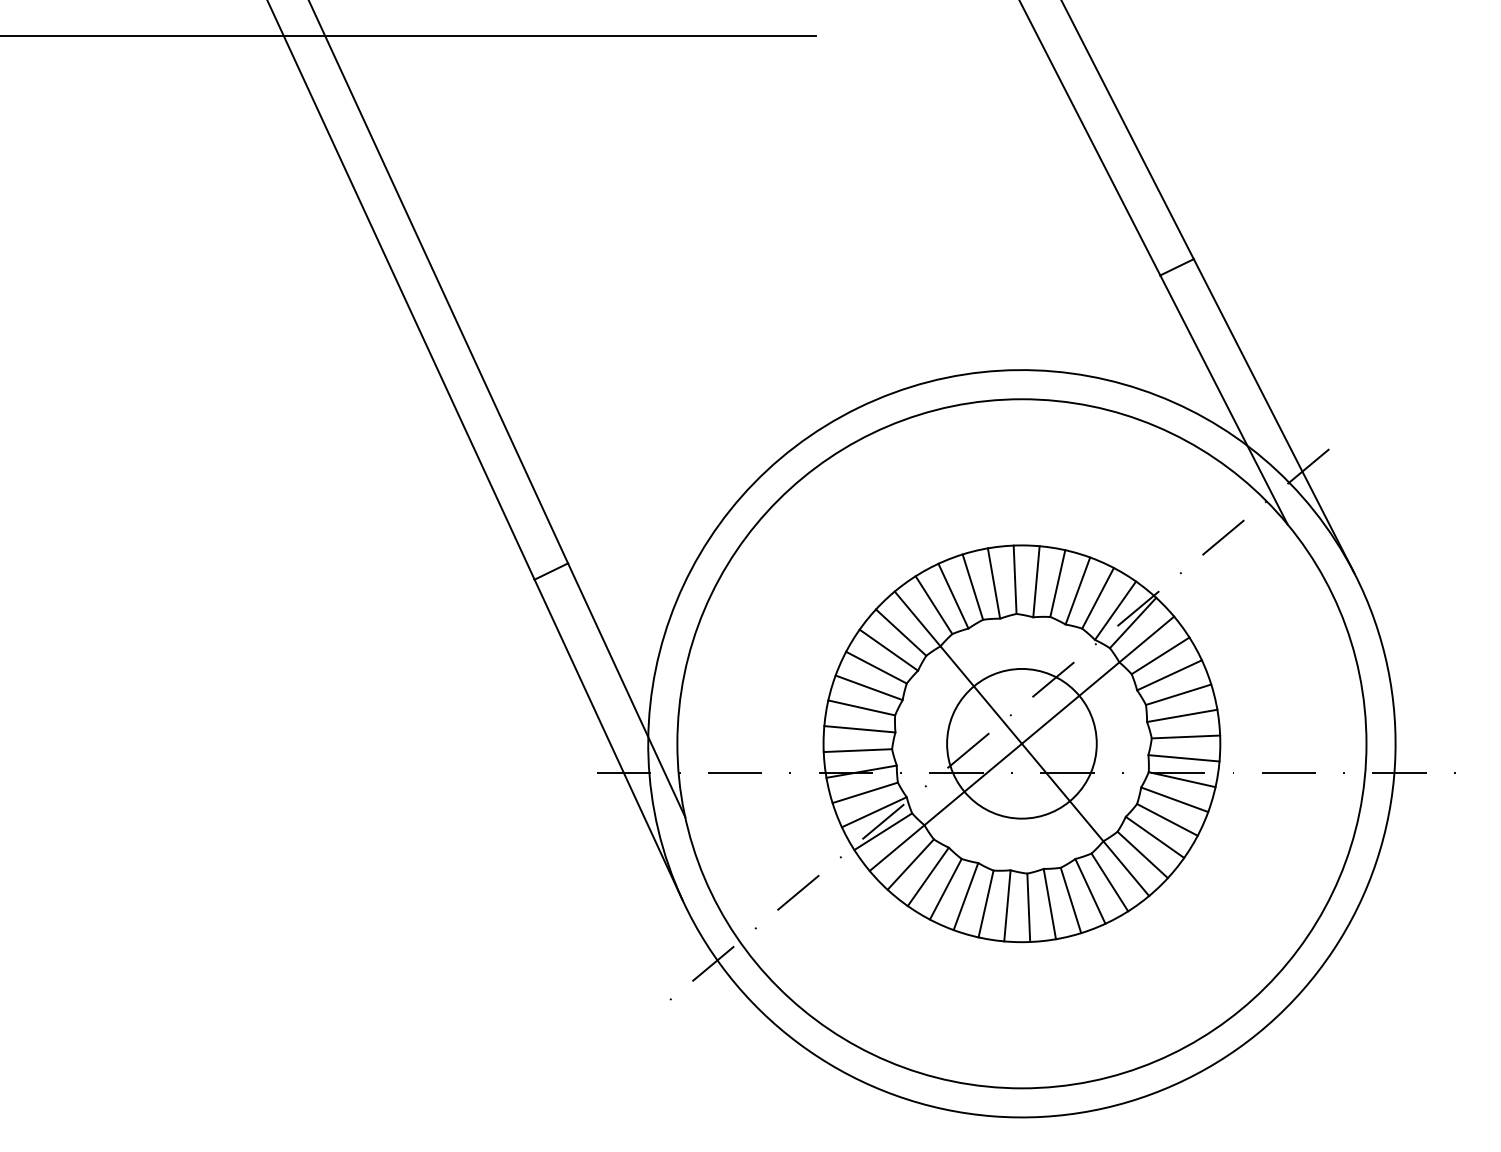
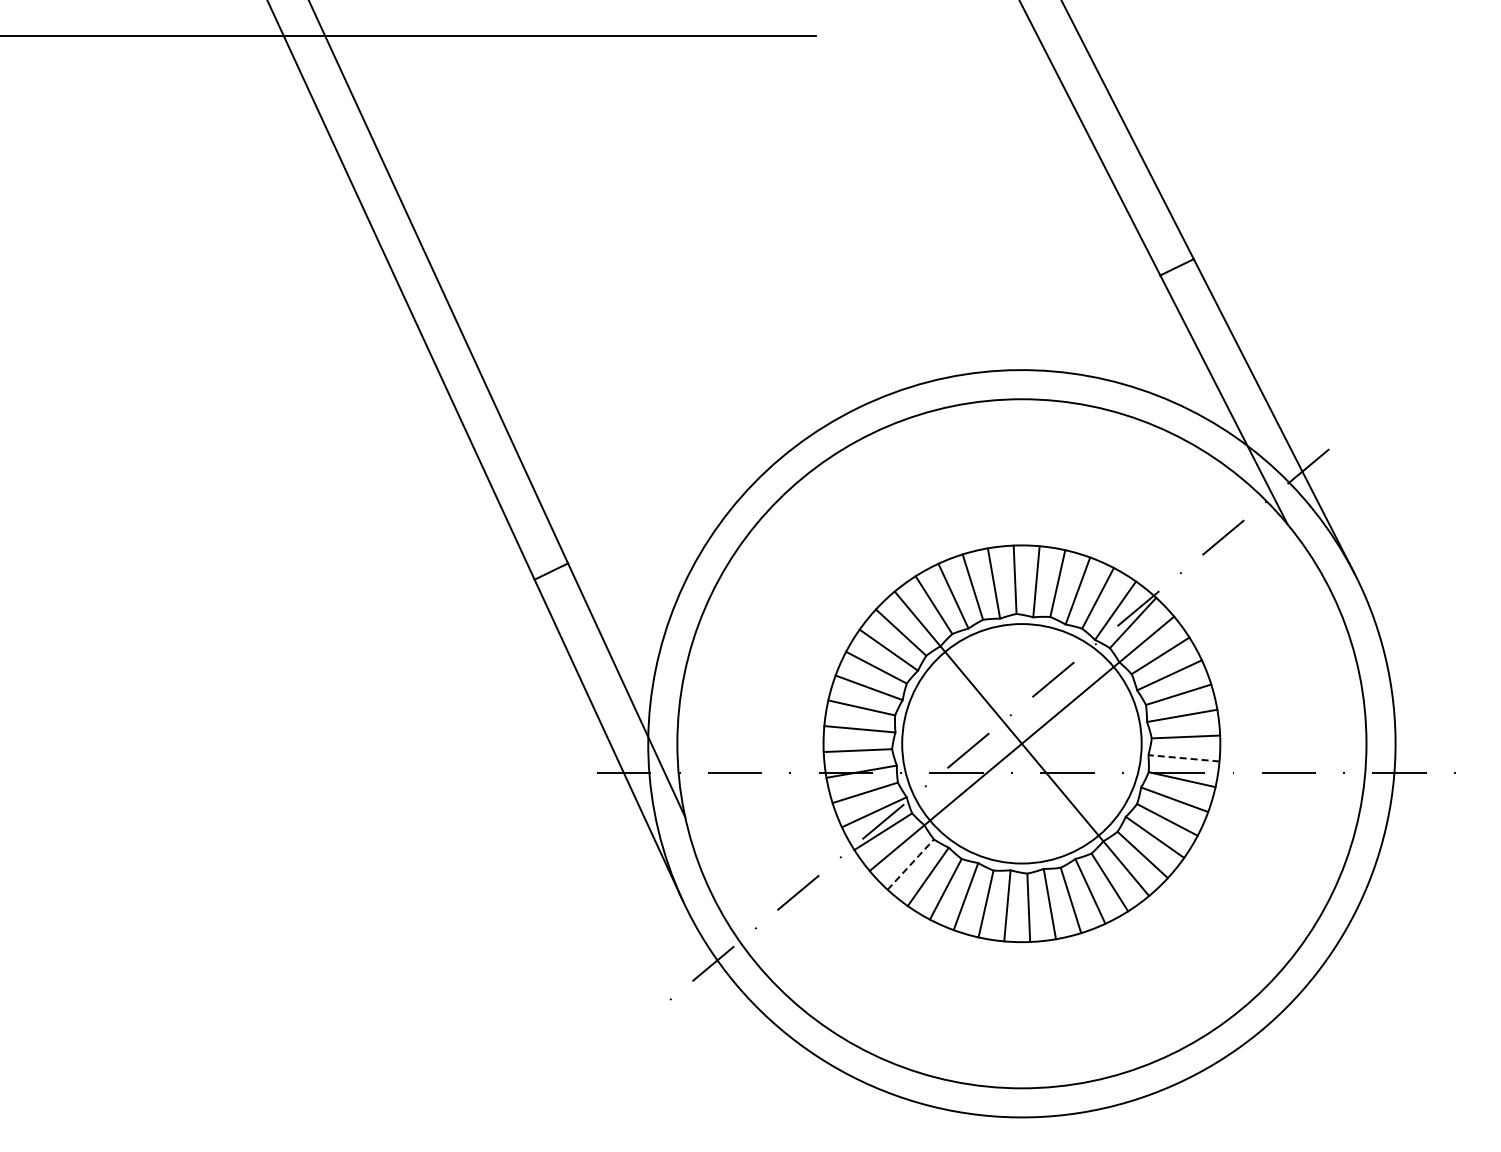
circle diameter: 150 px -> 239 px (1021, 743)
line: solid -> dashed (1183, 758)
line: solid -> dashed (911, 864)
